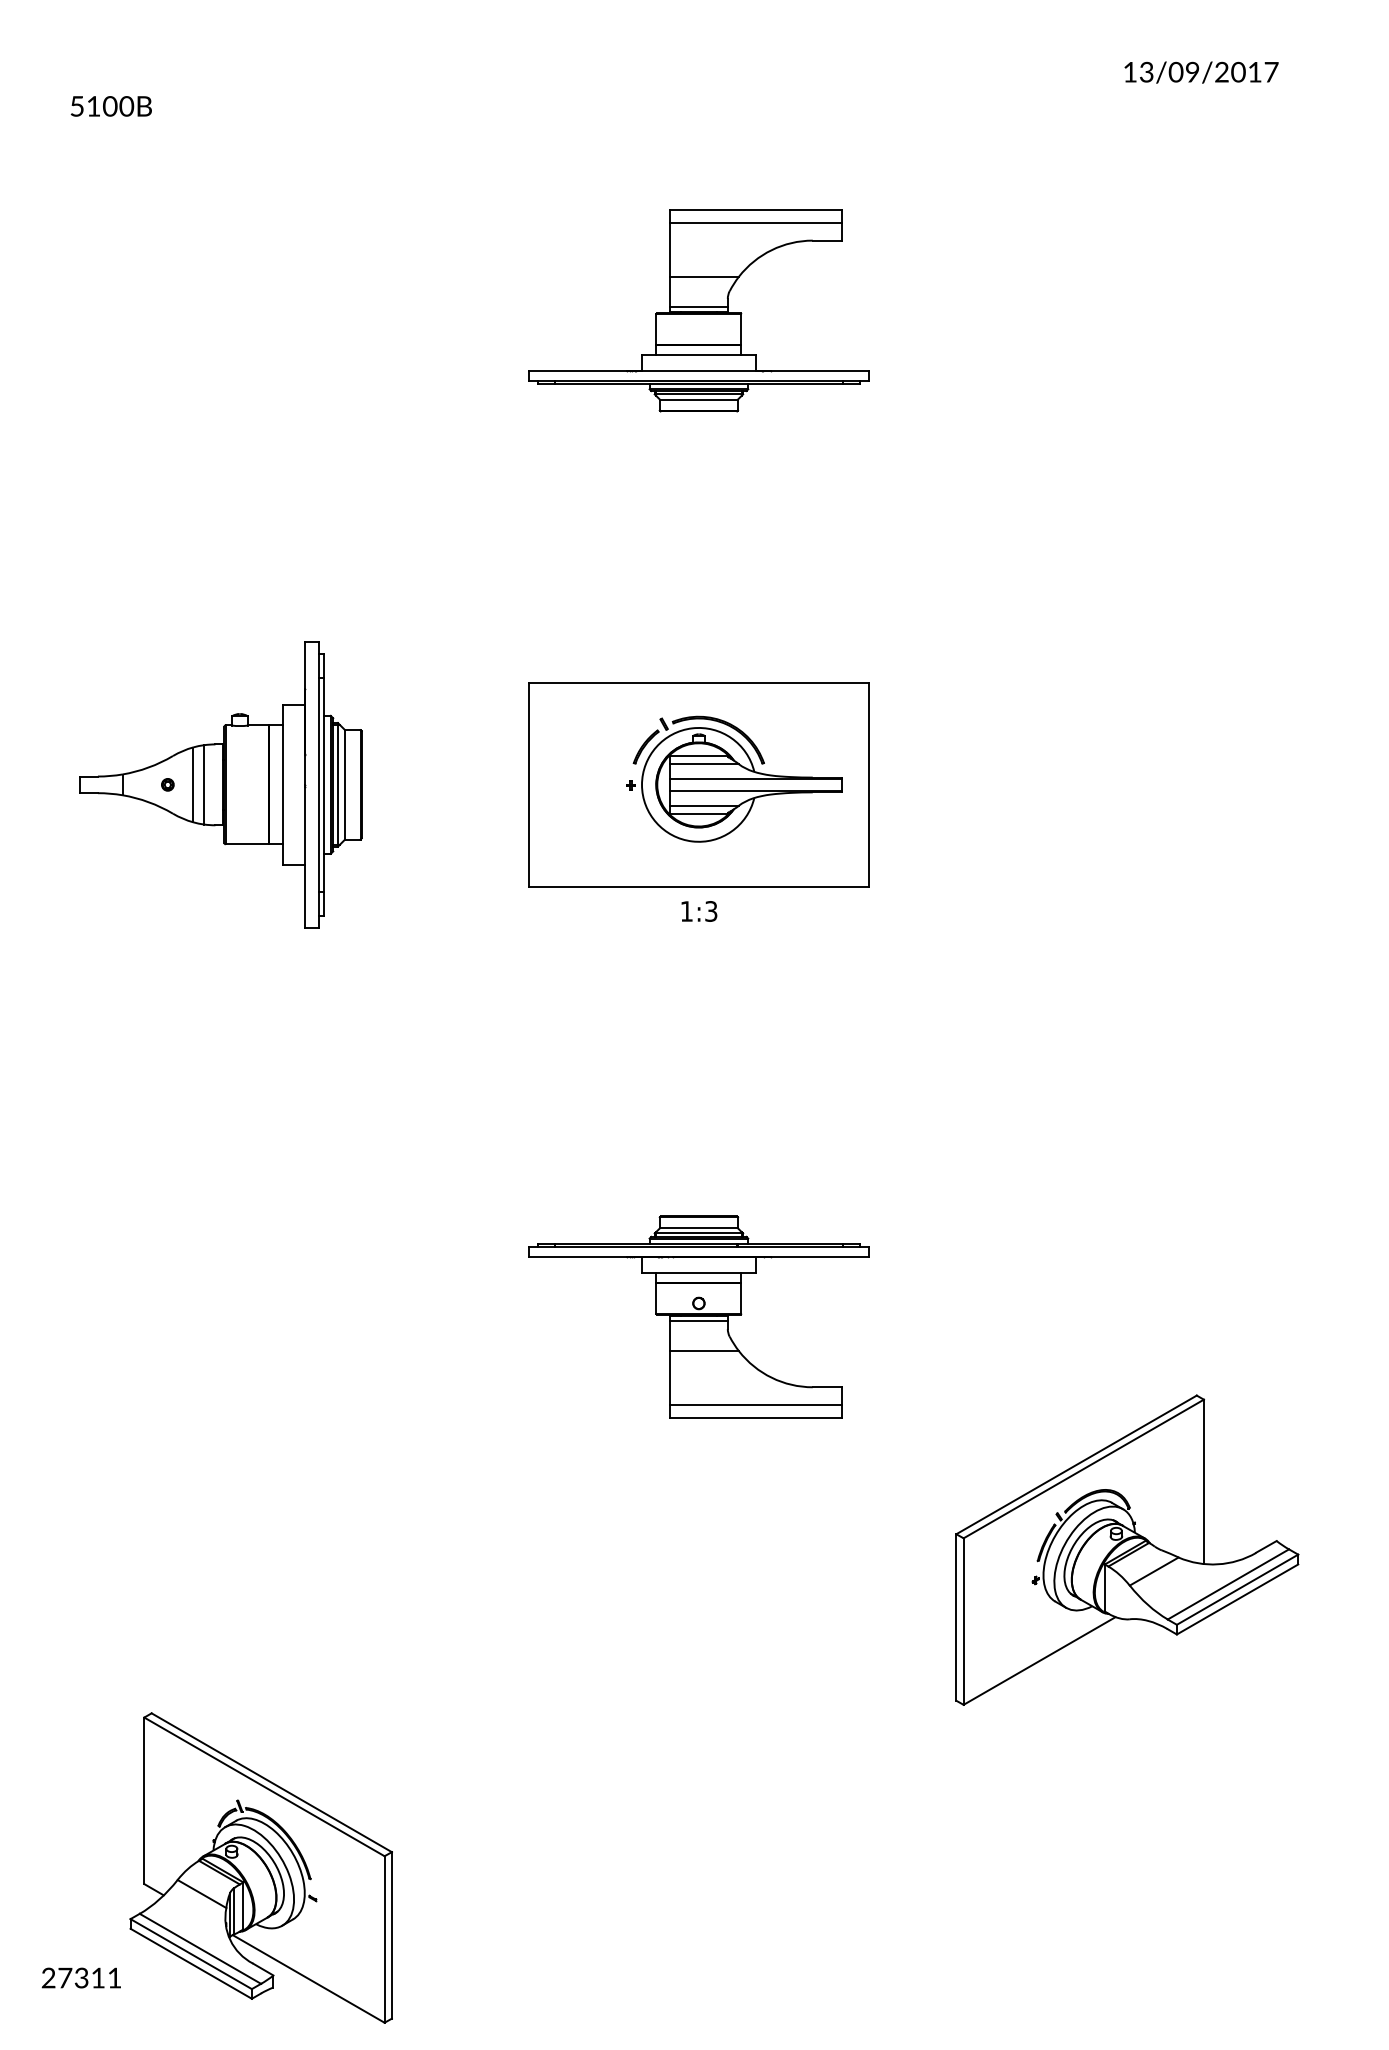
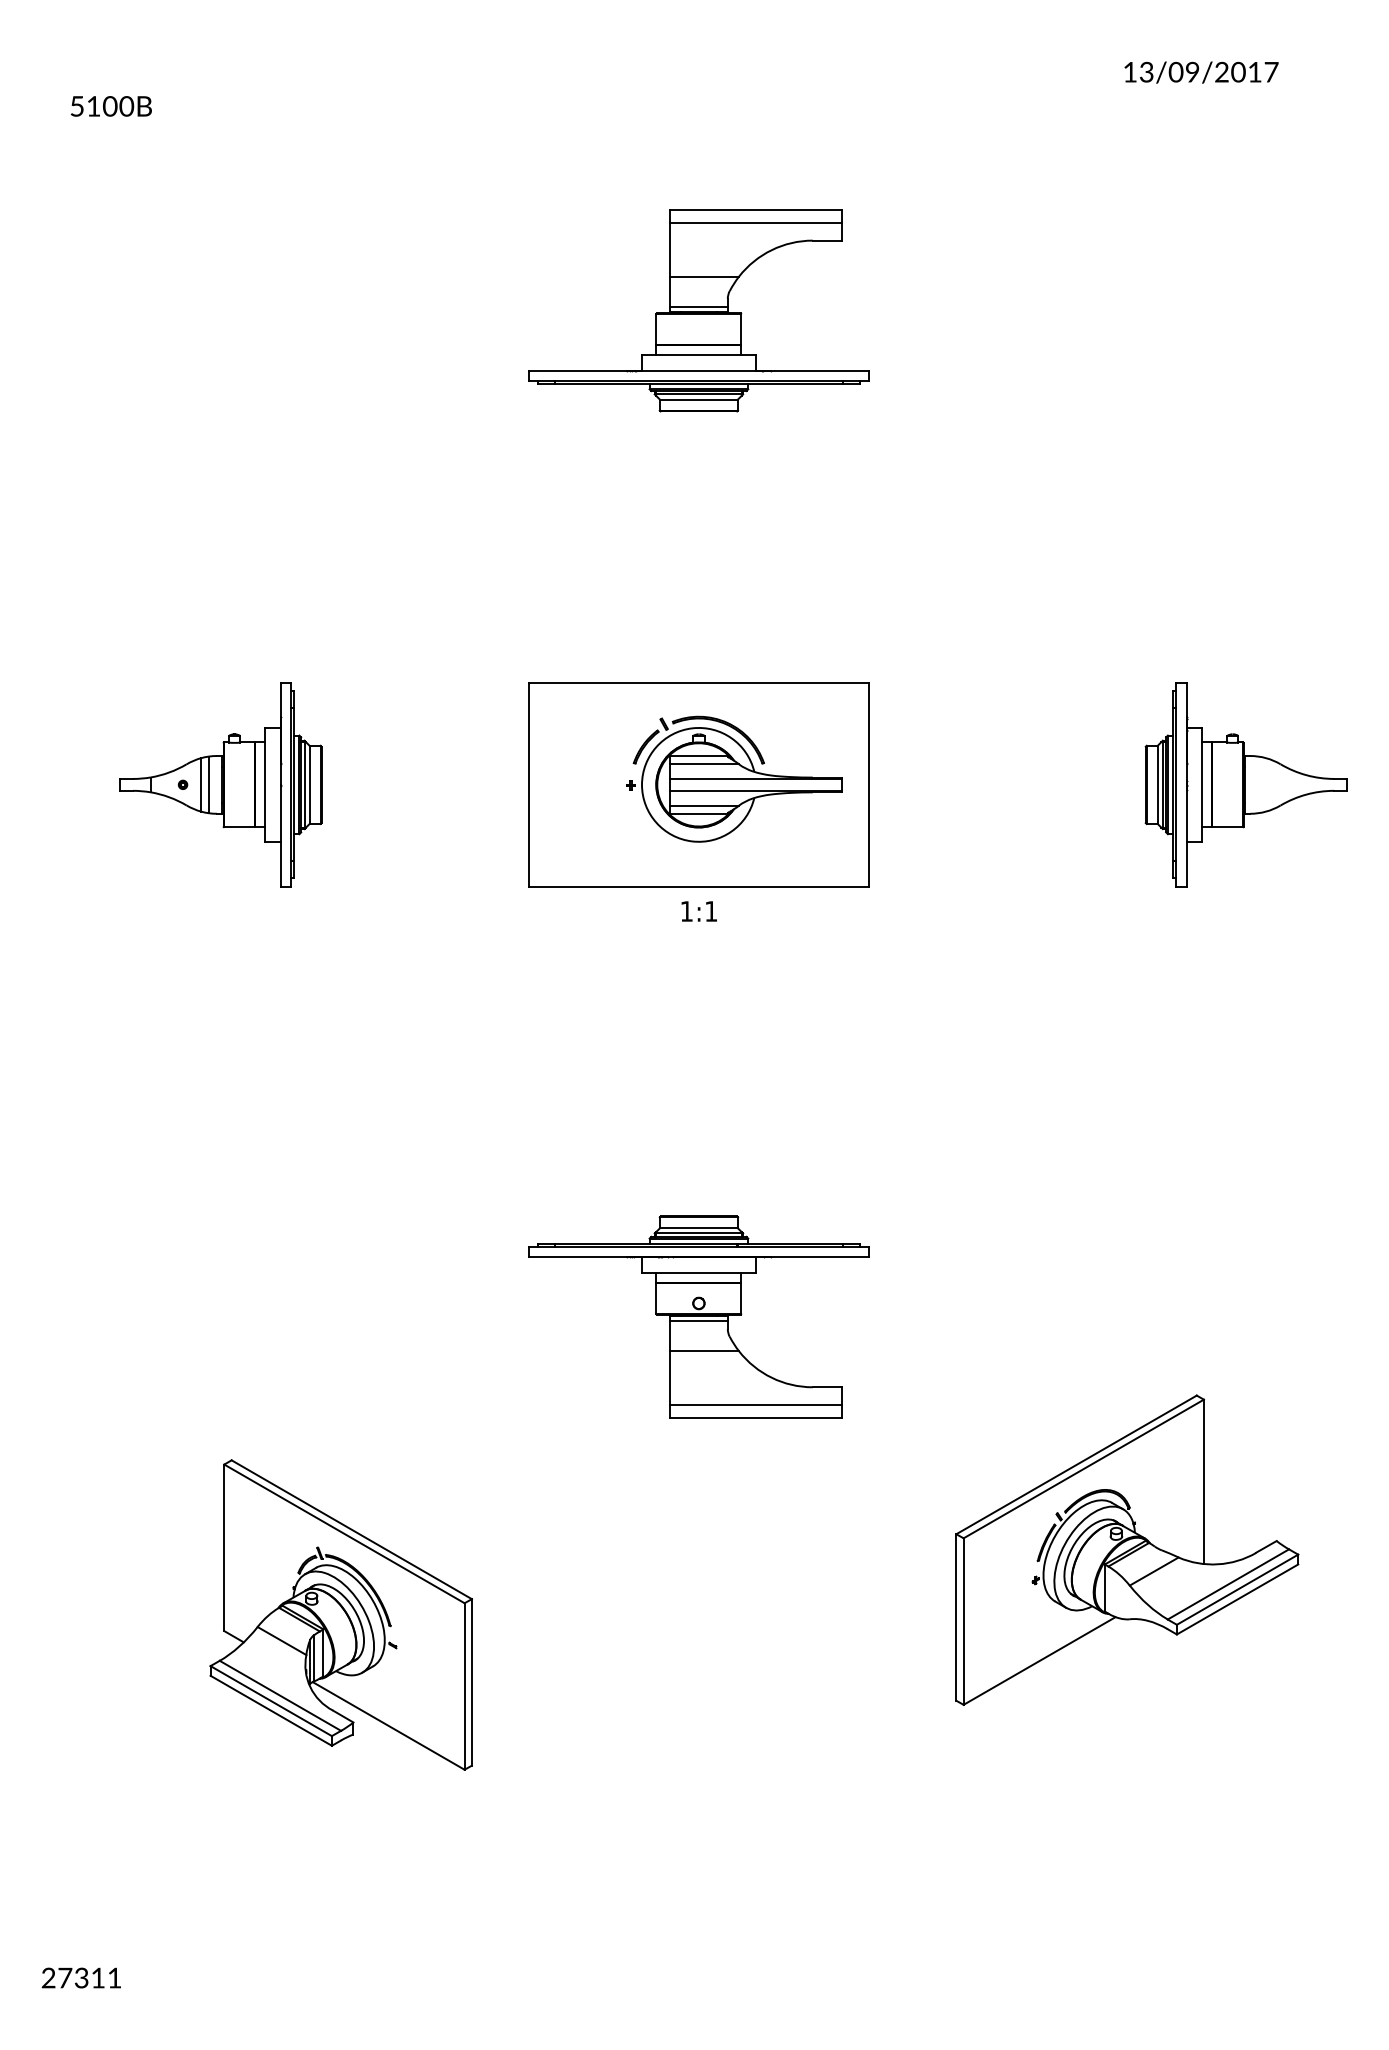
part size: 284x288 px -> 204x206 px (220, 784)
part: none -> present (1245, 784)
text: 1:3 -> 1:1 (711, 911)
part position: (260, 1867) -> (340, 1614) (340, 1614)
